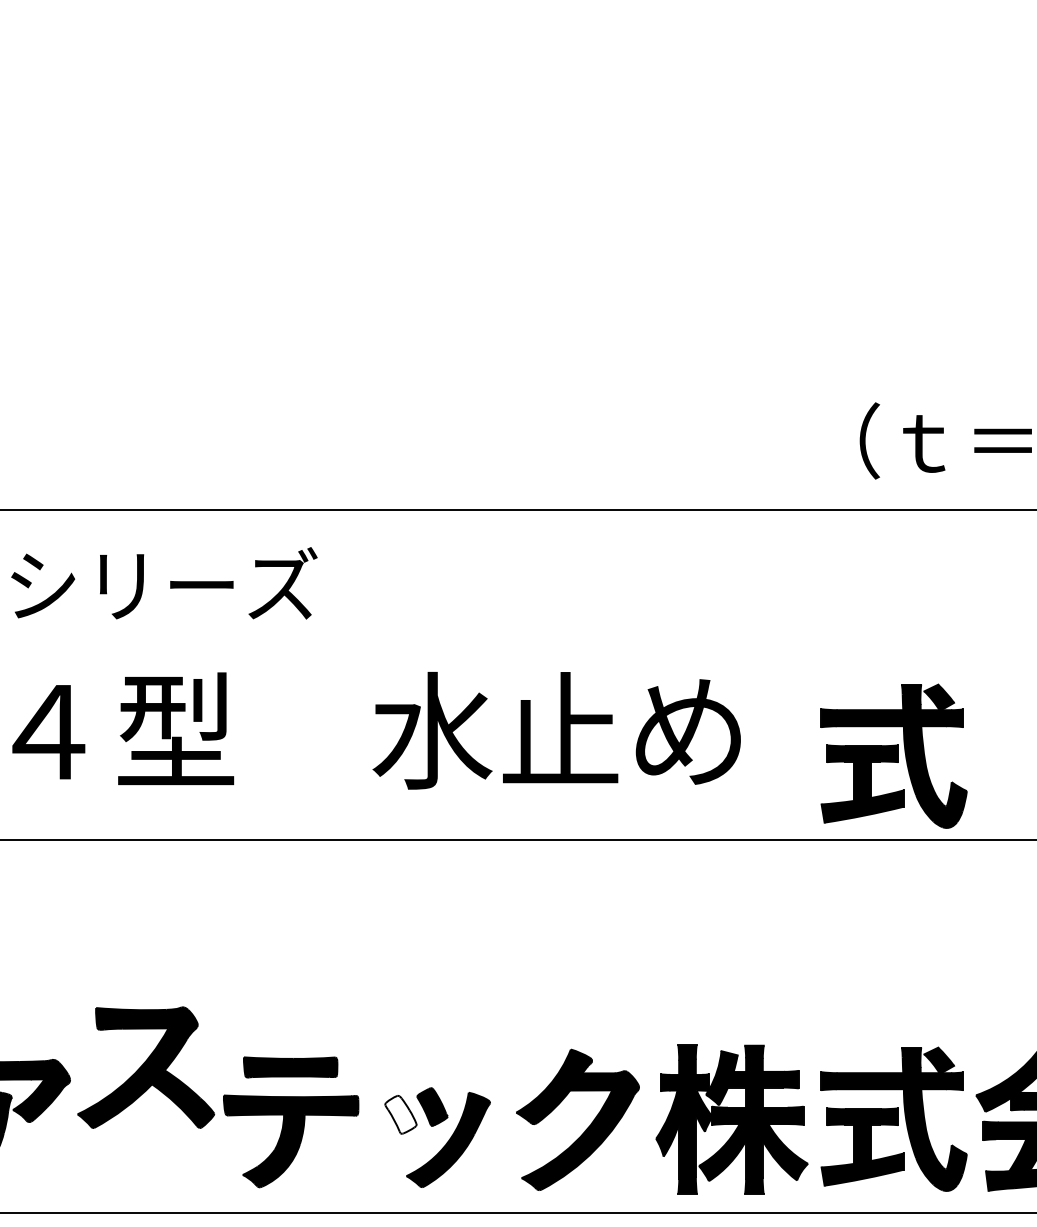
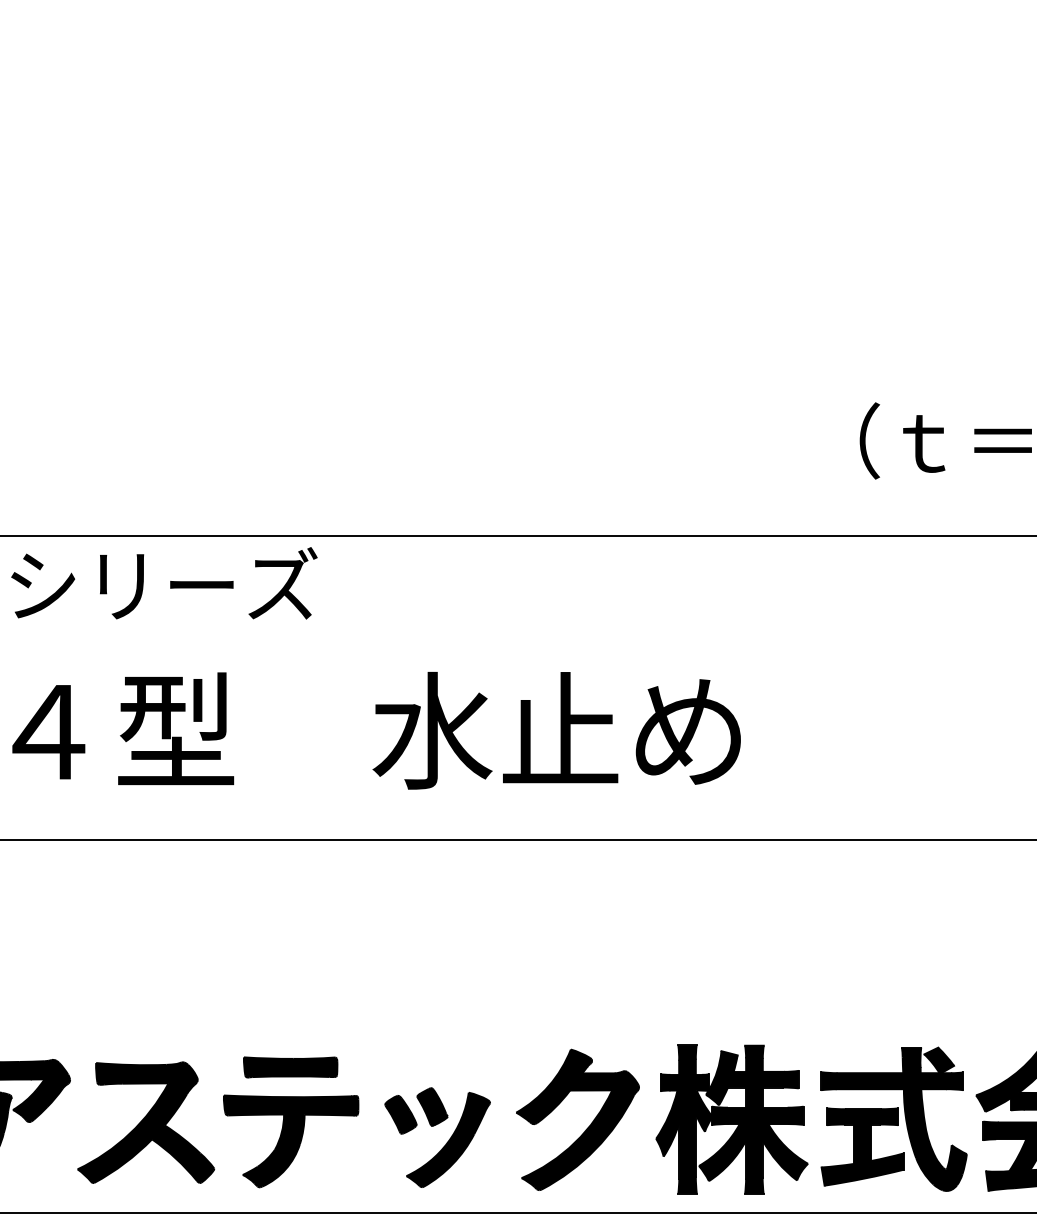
line position: (517, 509) -> (517, 535) (517, 535)
part: present -> none (893, 755)
part position: (146, 1067) -> (146, 1122) (146, 1122)
fill: none -> present (400, 1114)
